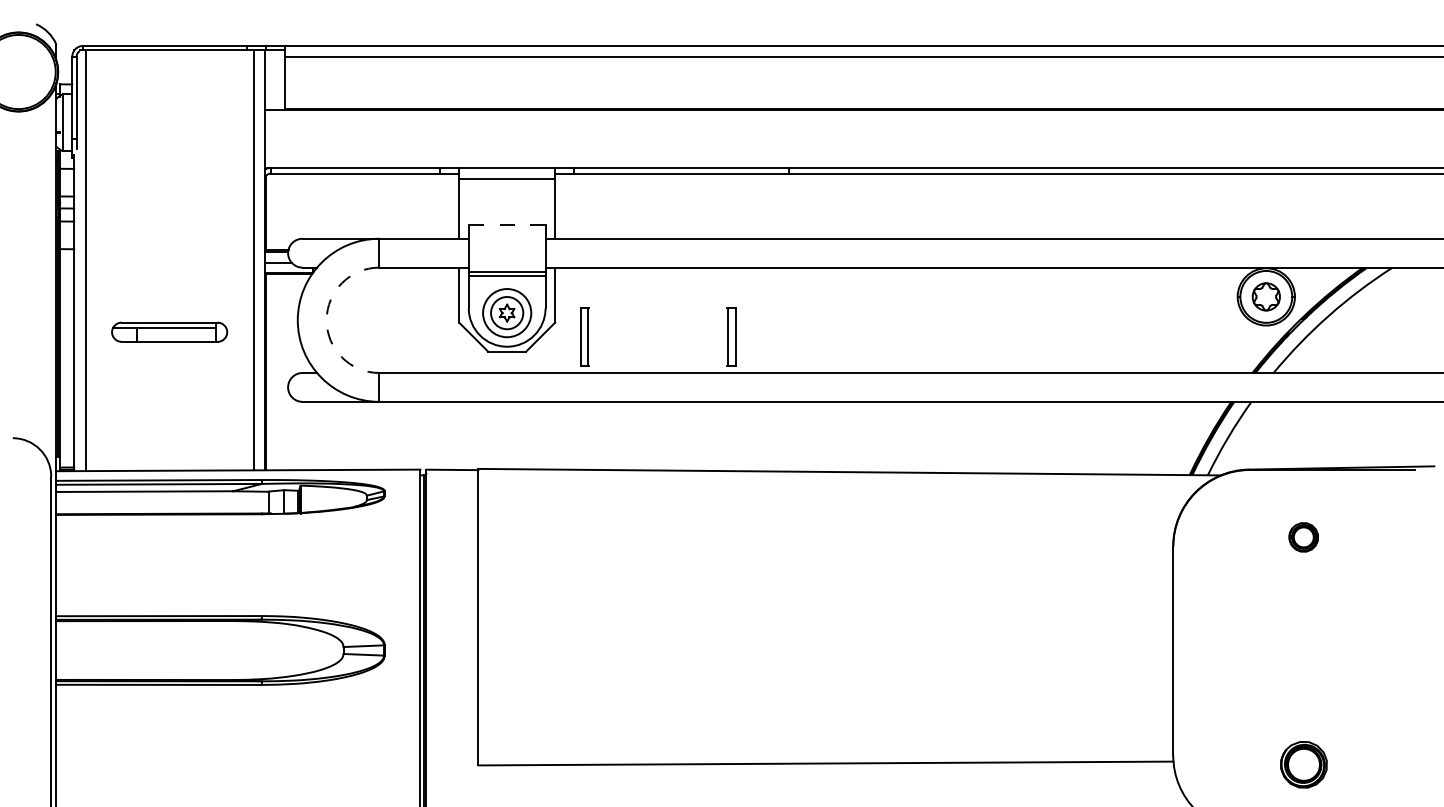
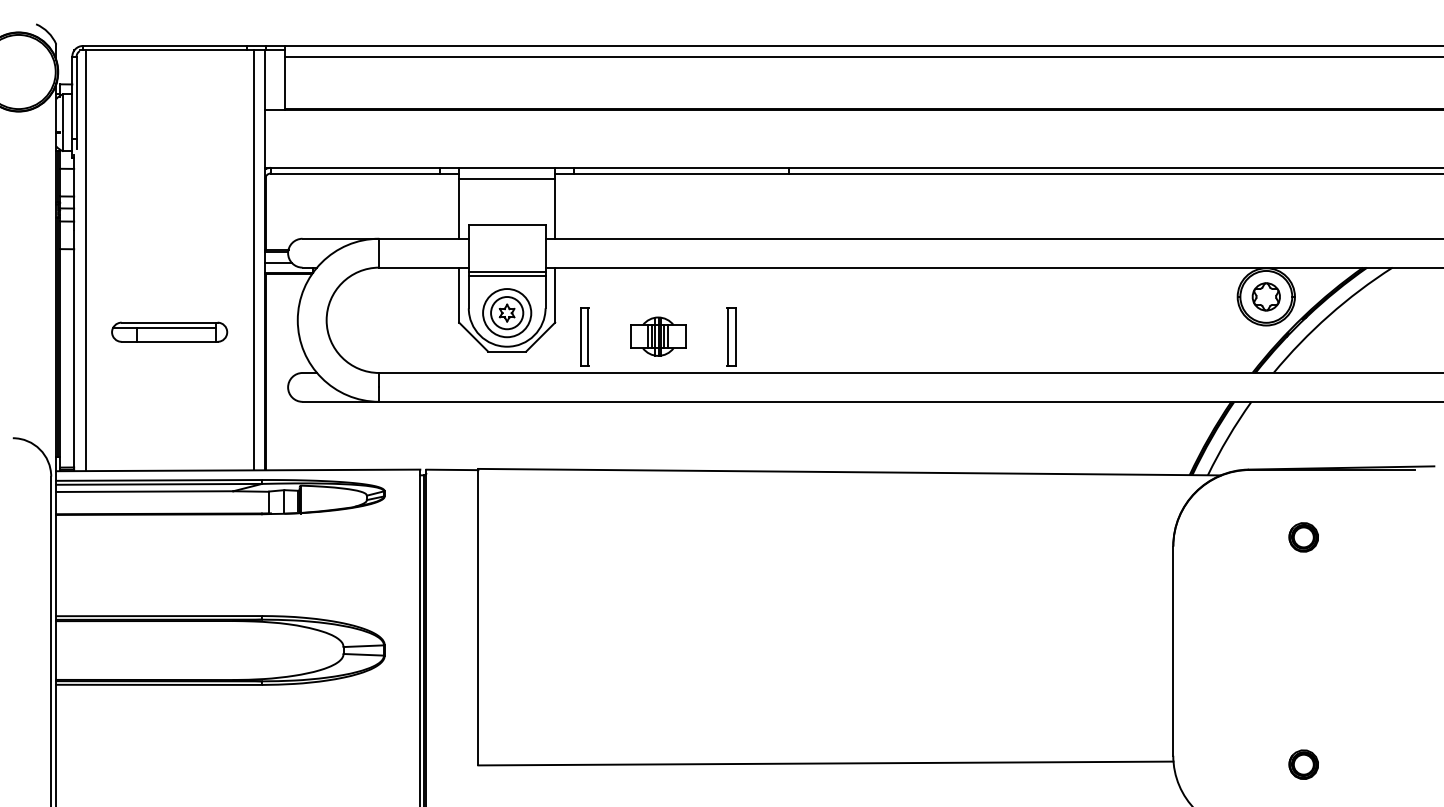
line: dashed -> solid (506, 224)
arc: dashed -> solid (326, 320)
part: none -> present (658, 336)
part size: 48x48 px -> 31x31 px (1303, 764)
